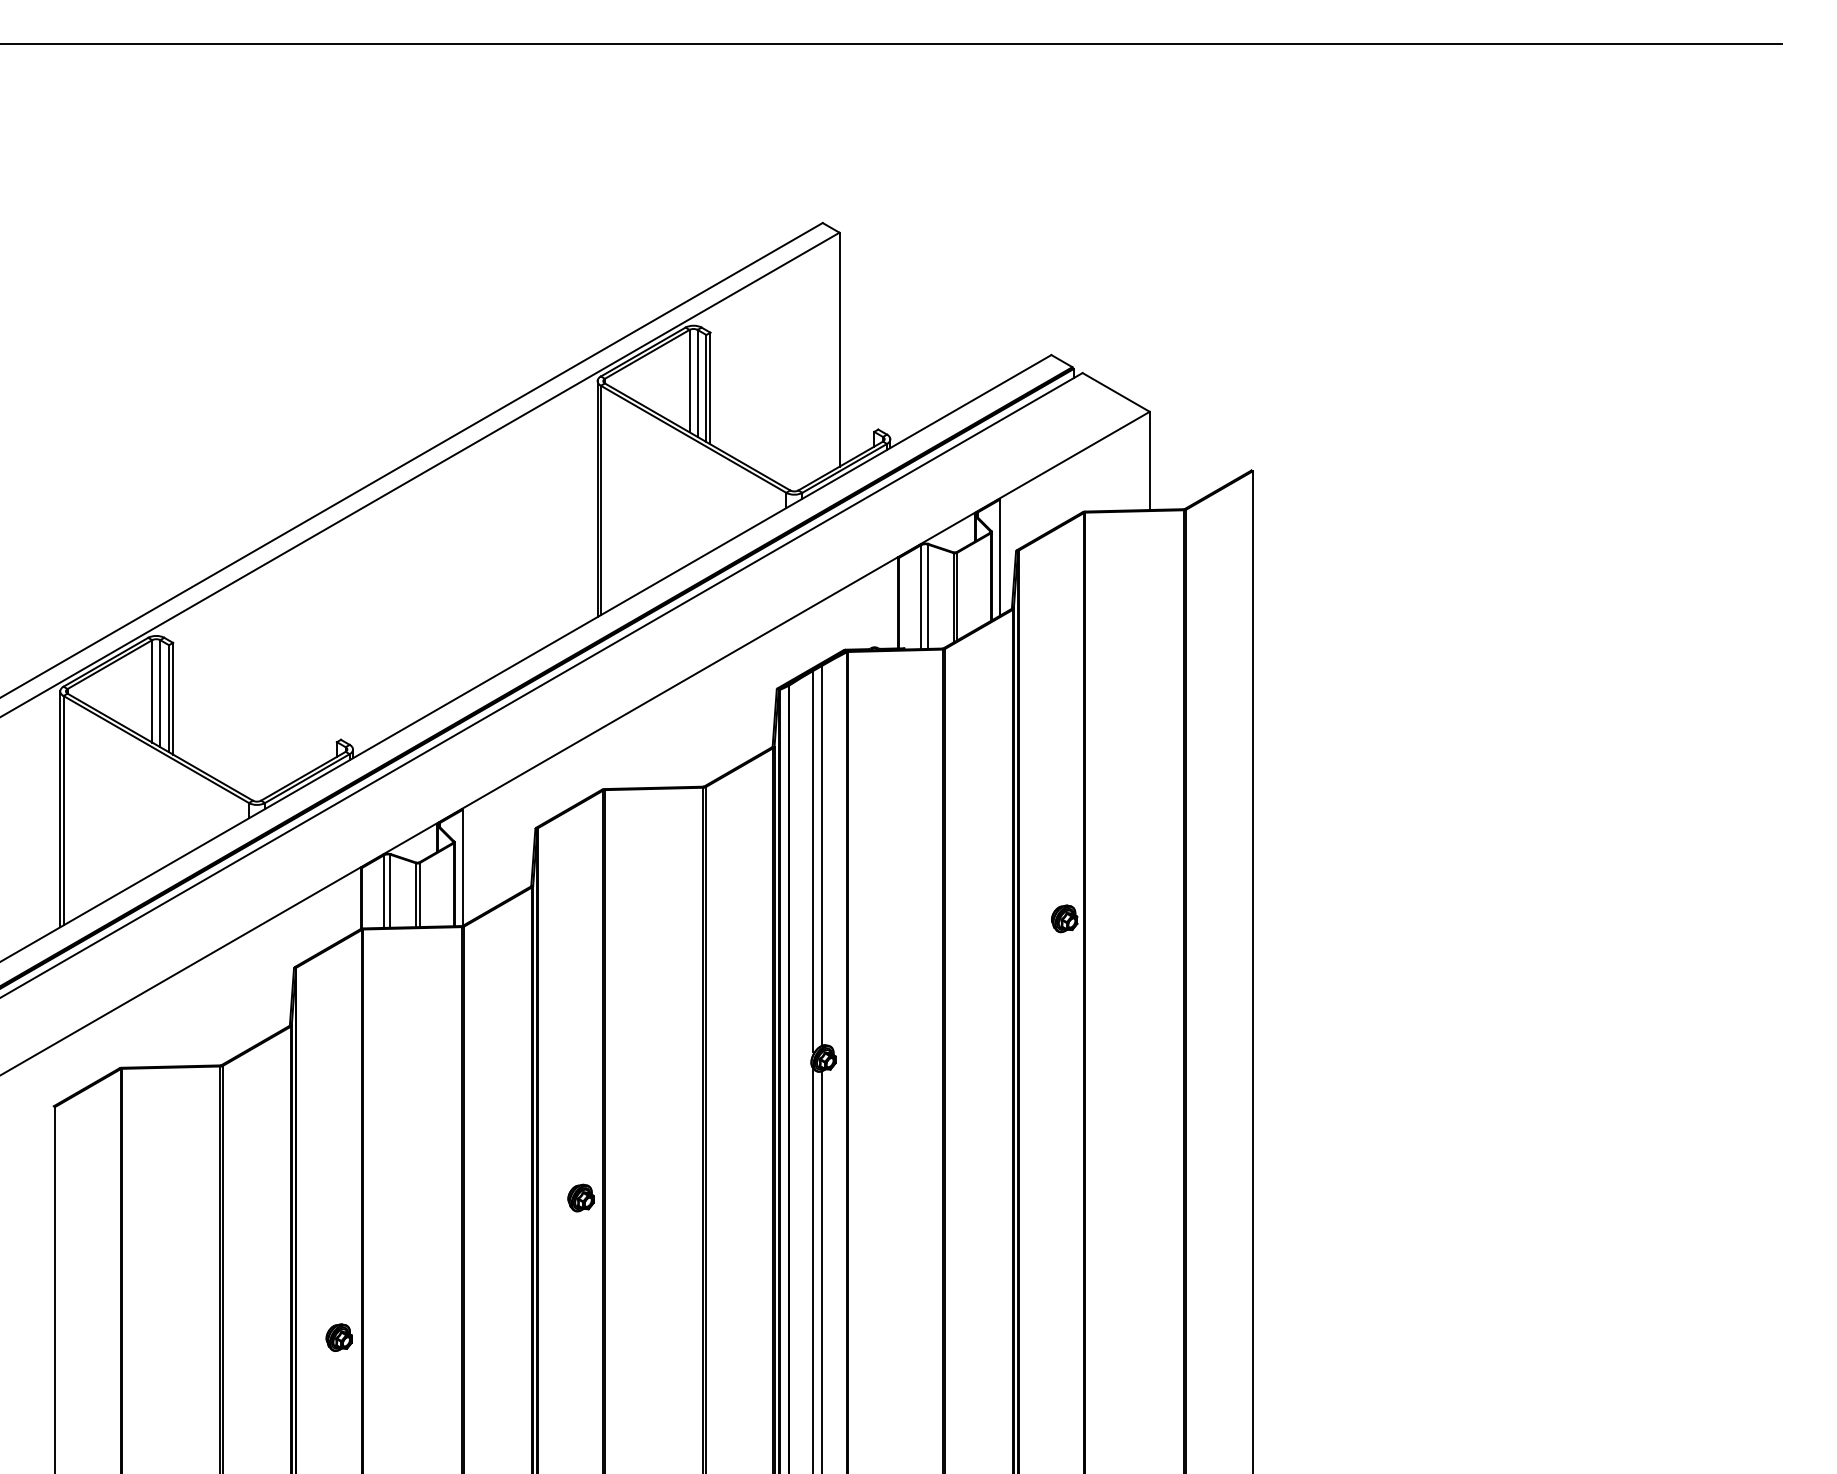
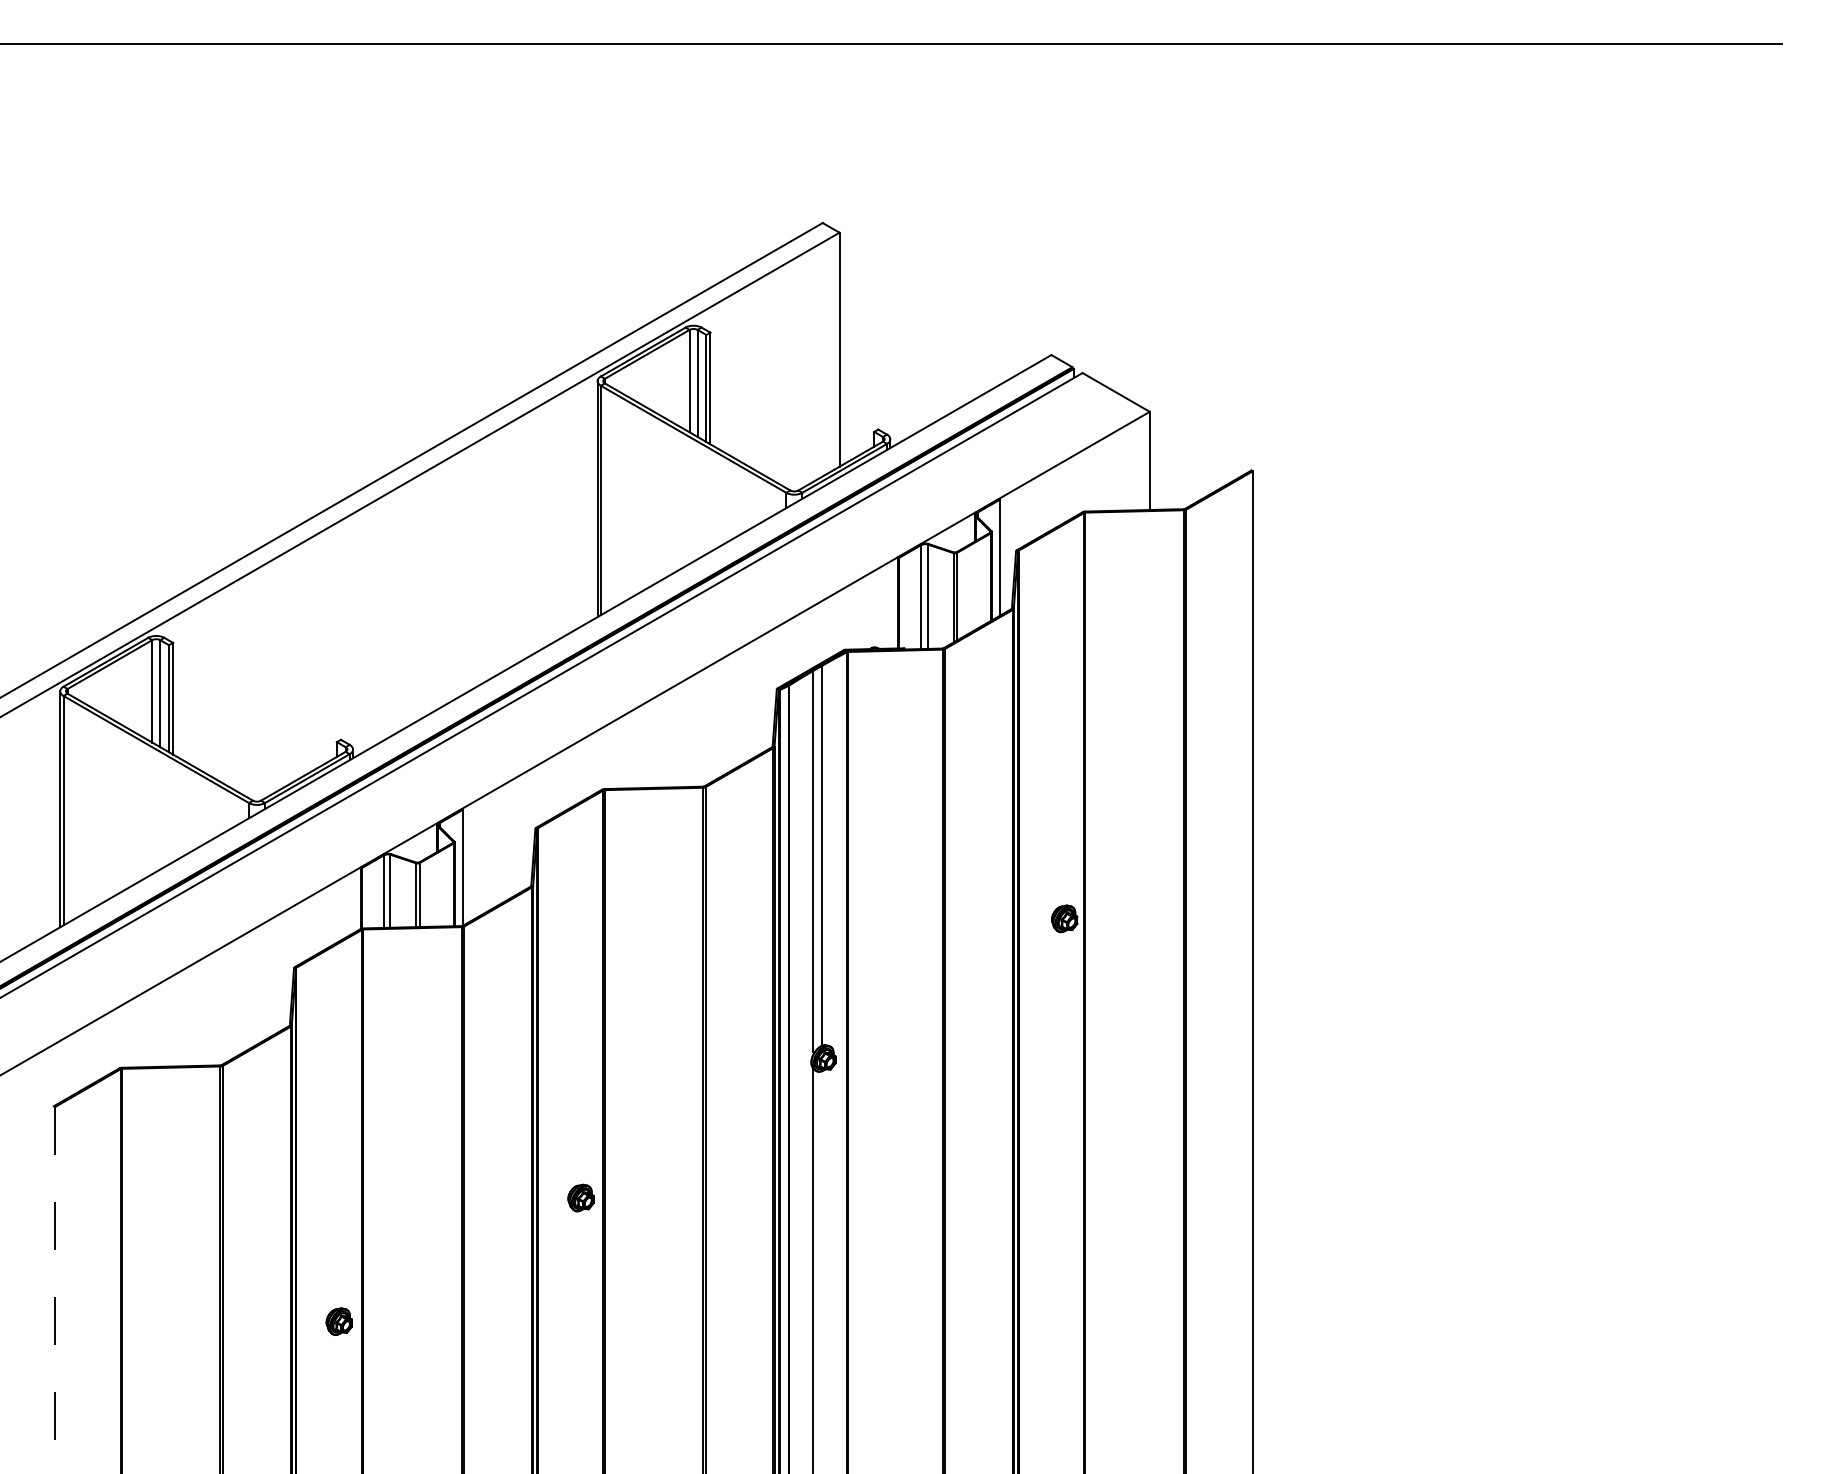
line: present -> none (821, 1270)
line: solid -> dashed (55, 1290)
part position: (338, 1337) -> (338, 1321) (338, 1321)
